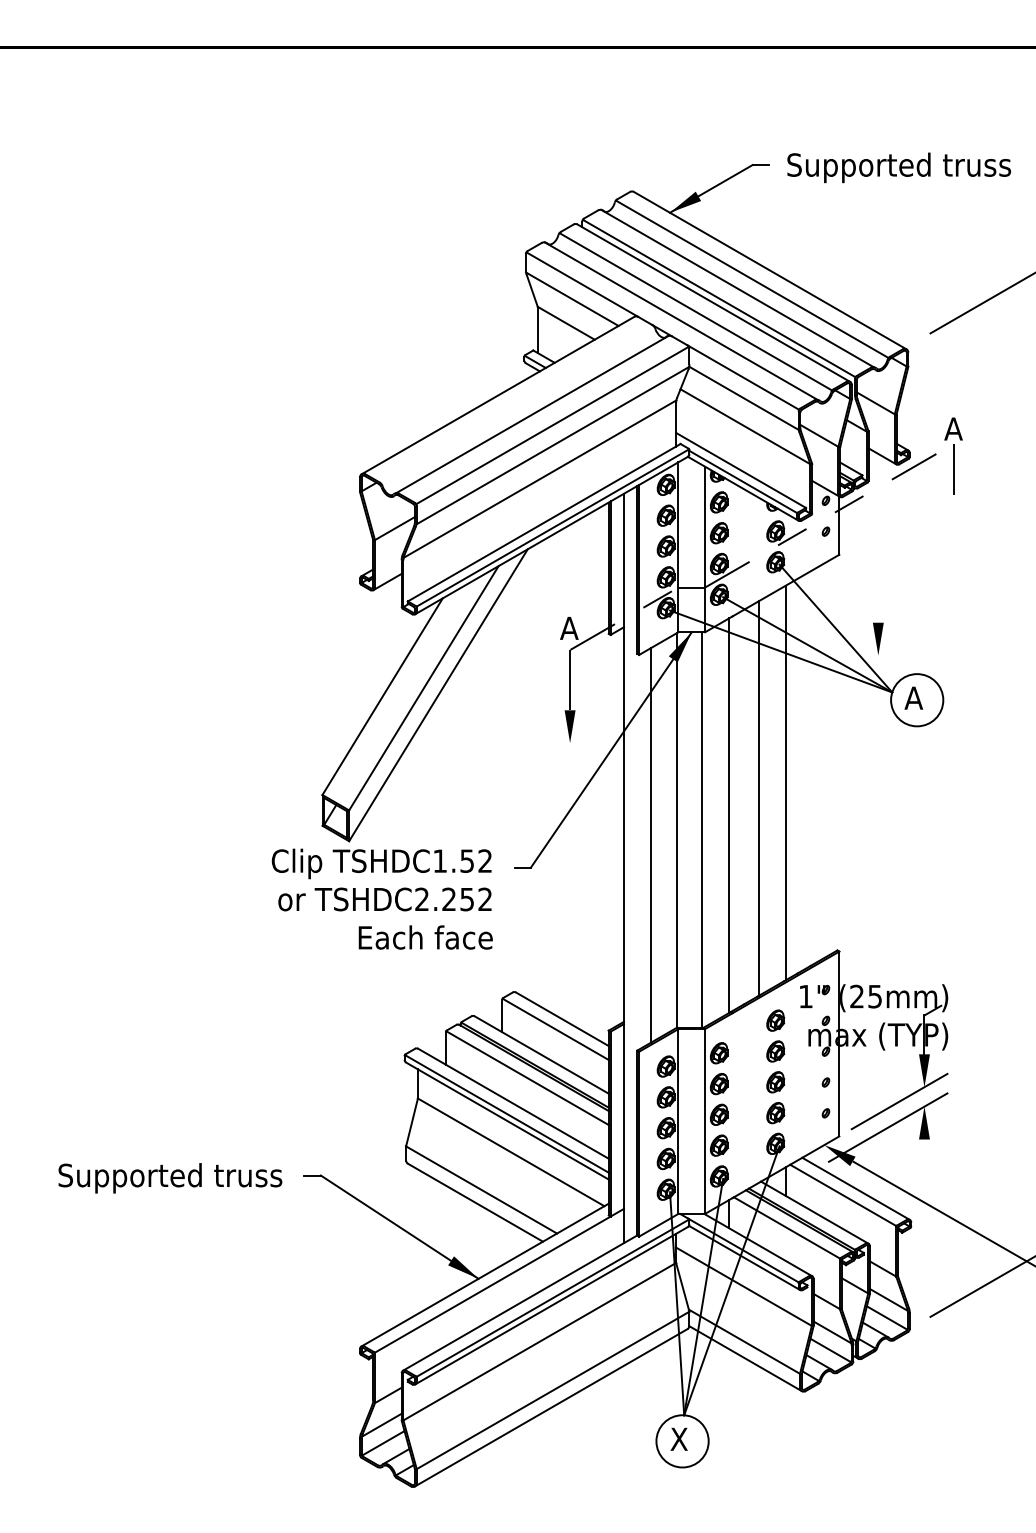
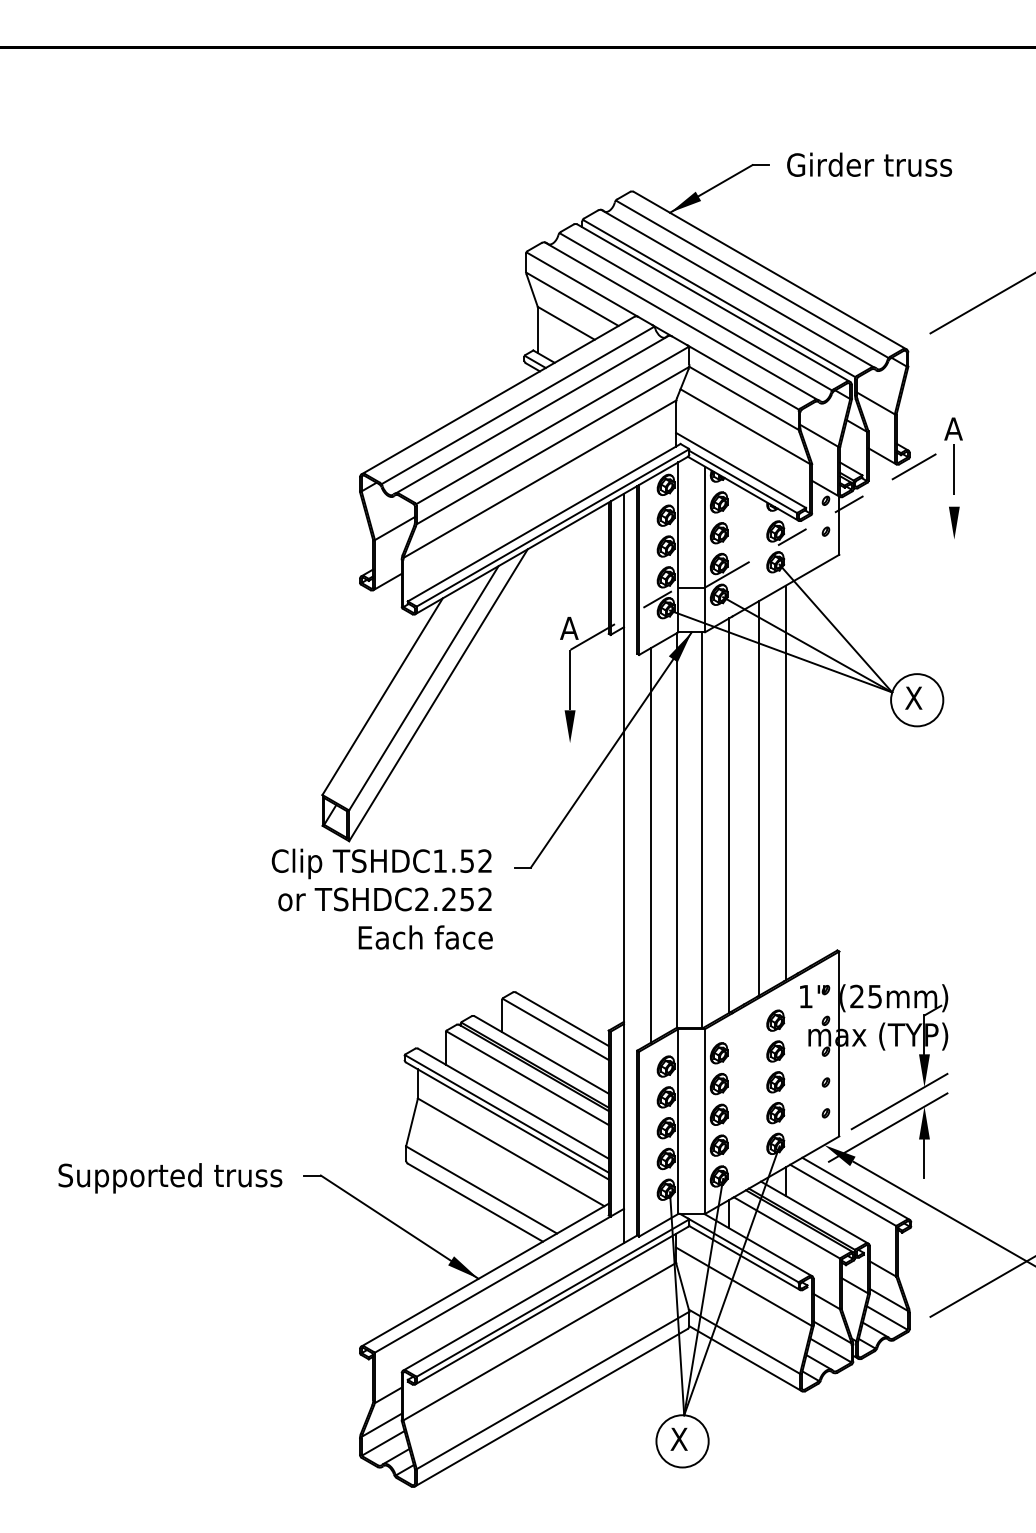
text: Supported truss -> Girder truss (899, 167)
line: none -> present (517, 405)
part position: (878, 638) -> (954, 522) (954, 522)
text: A -> X (913, 697)
line: none -> present (924, 1158)
